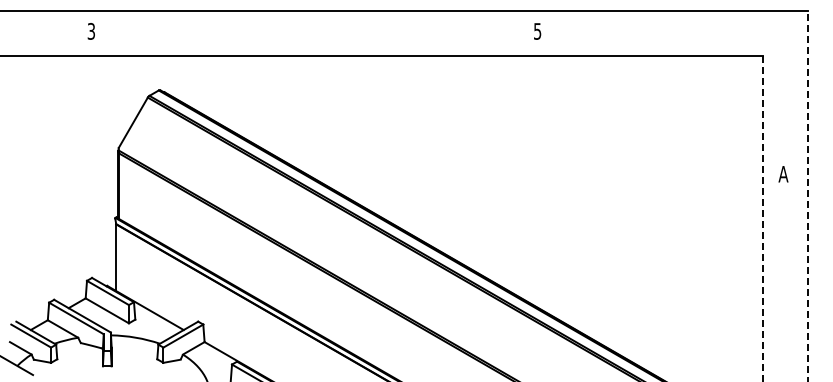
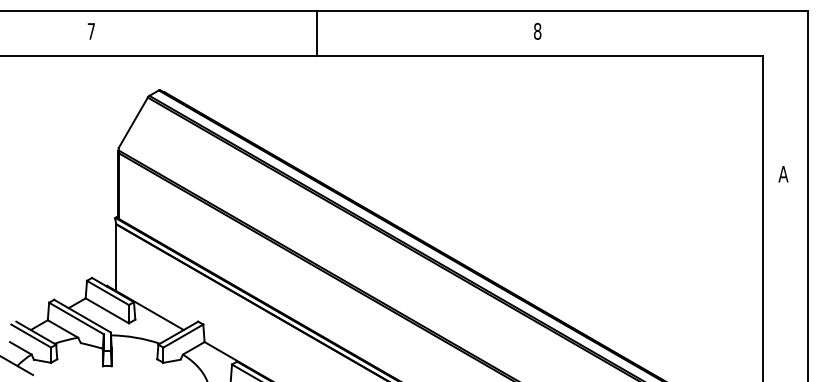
text: 3 -> 7 (90, 31)
text: 5 -> 8 (537, 31)
line: none -> present (317, 33)
line: dashed -> solid (808, 196)
line: dashed -> solid (763, 218)
